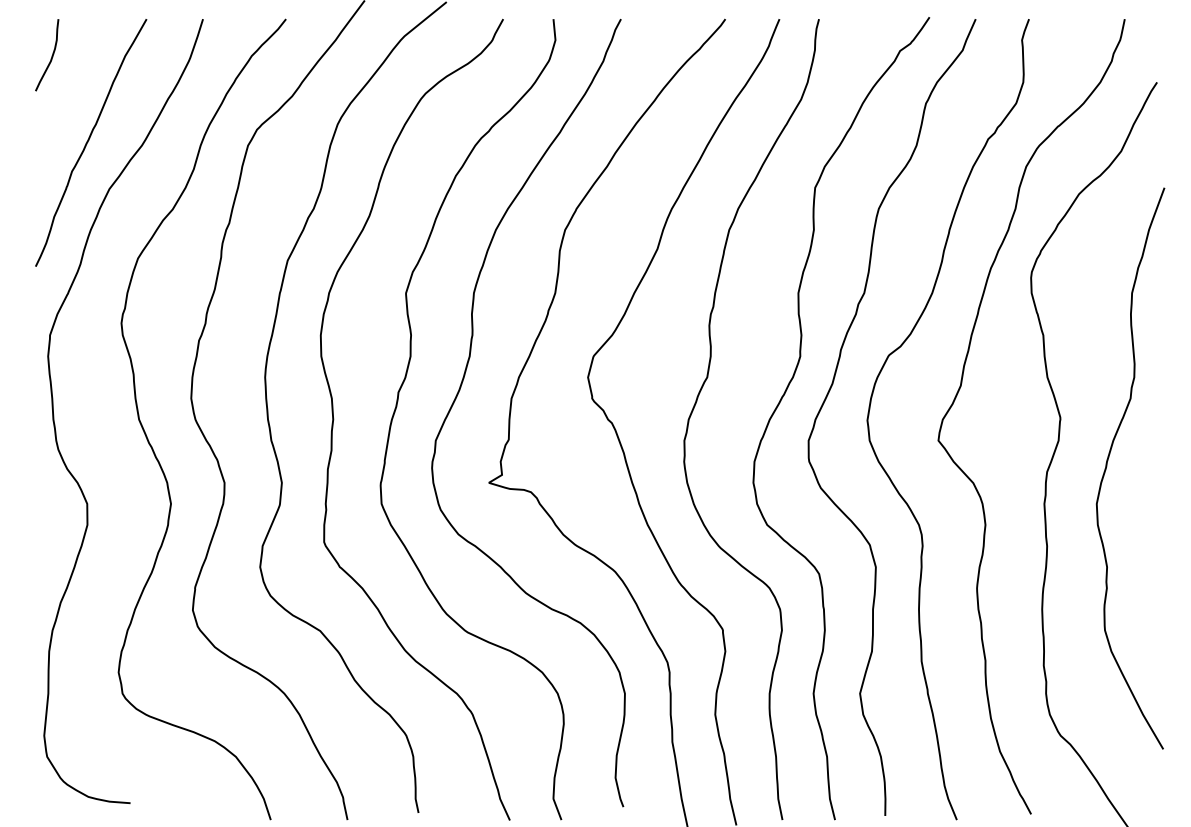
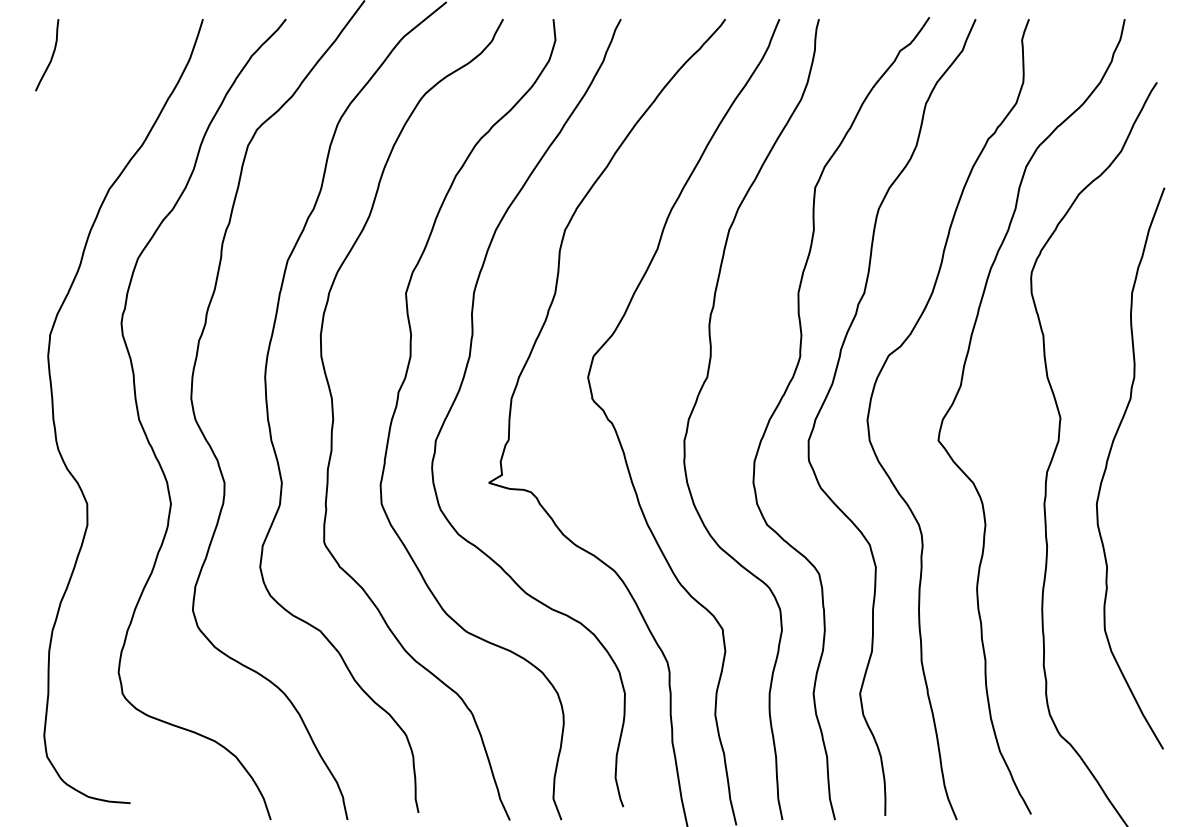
curve: present -> none (89, 140)
